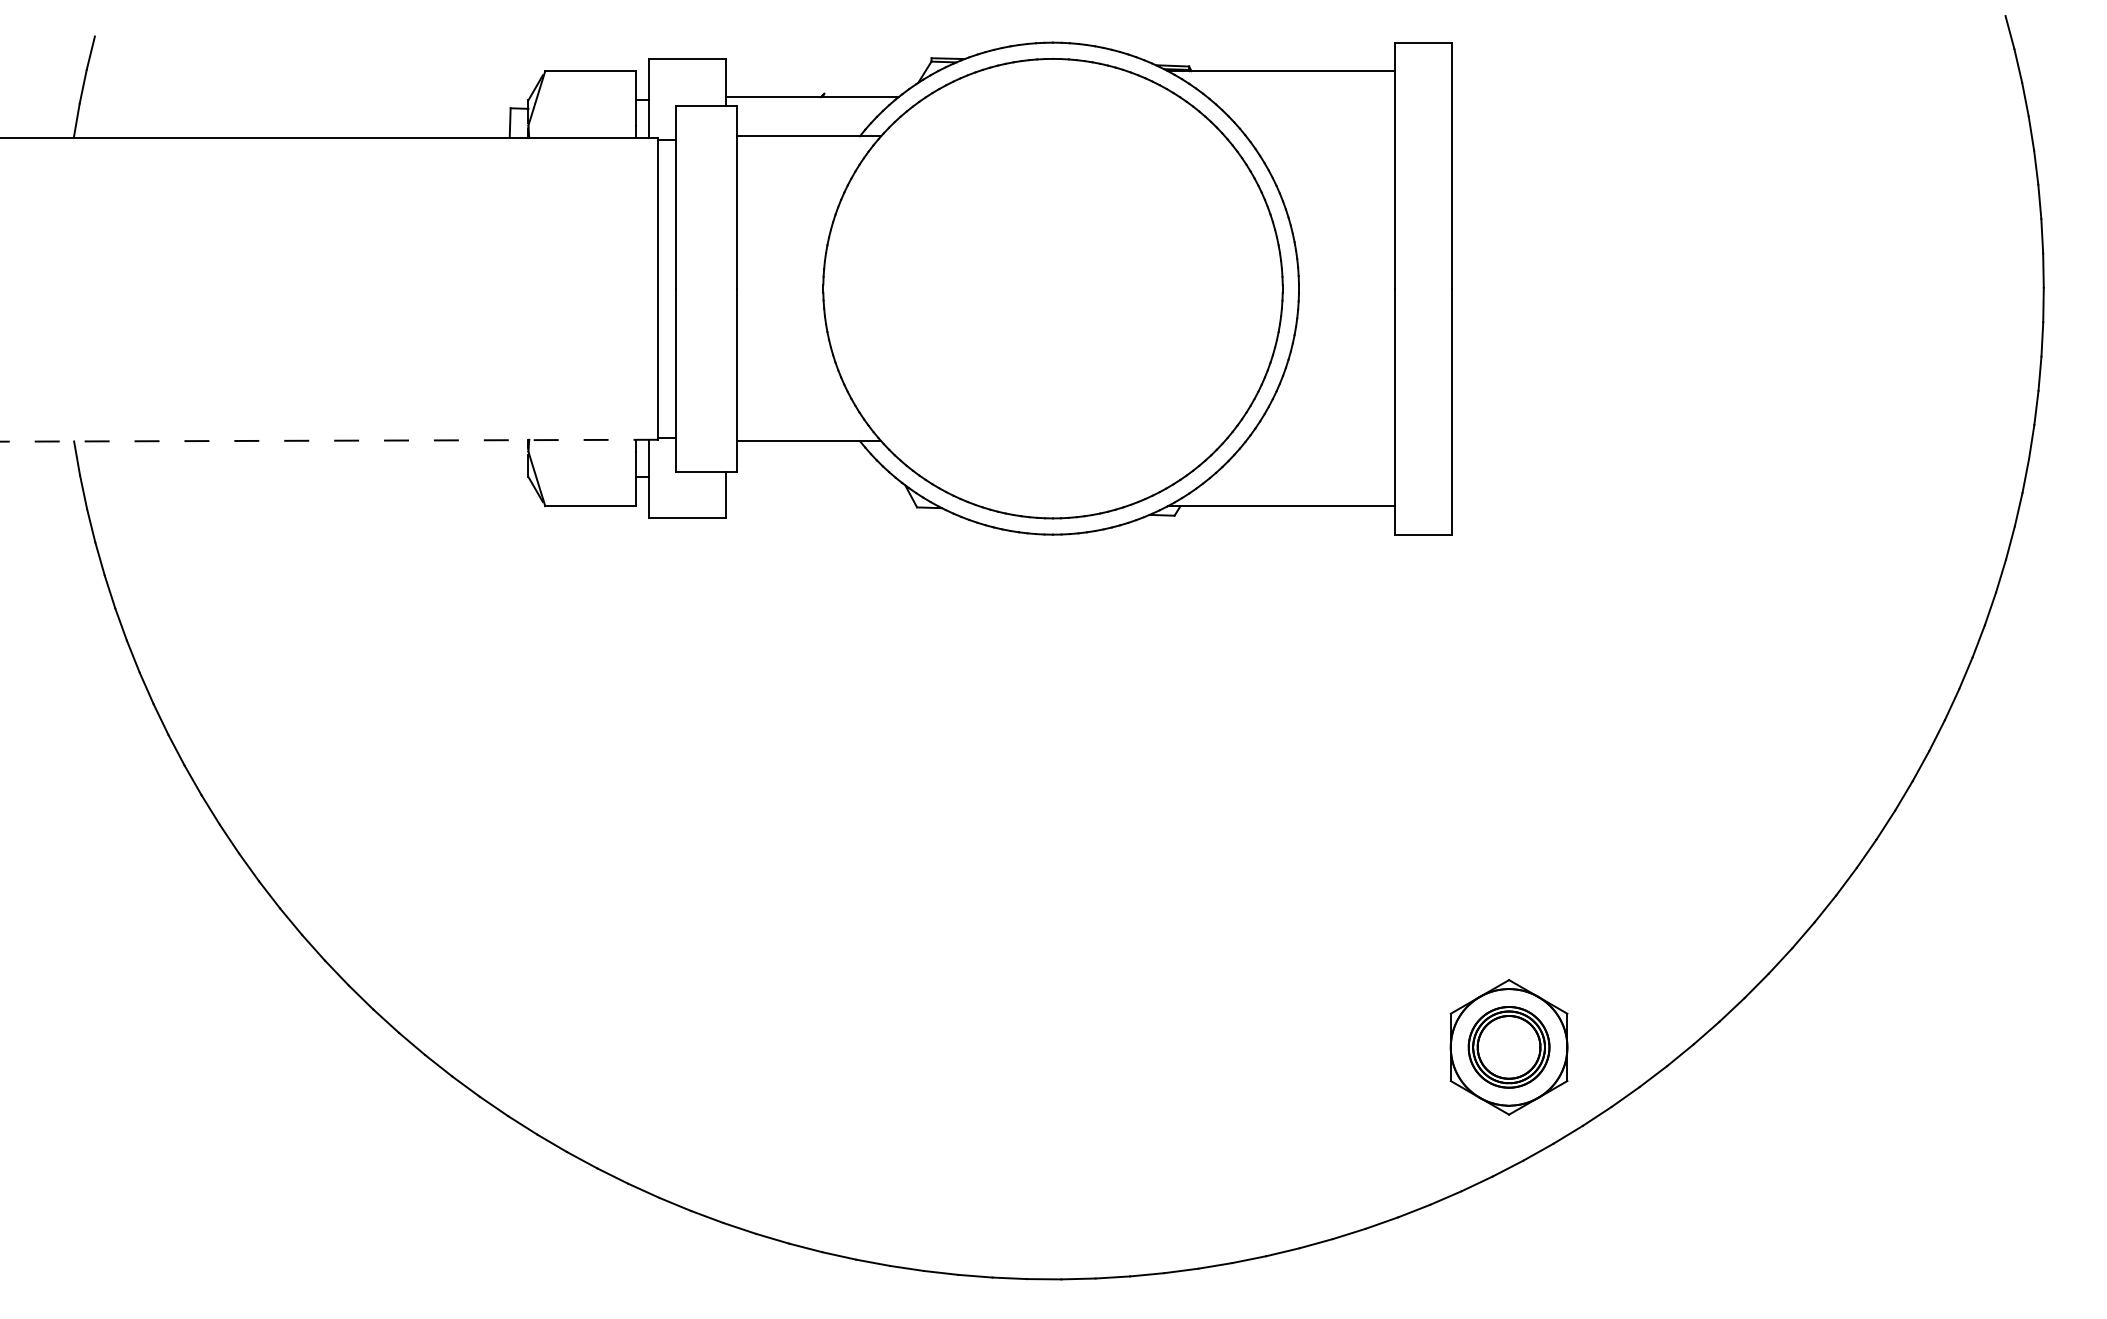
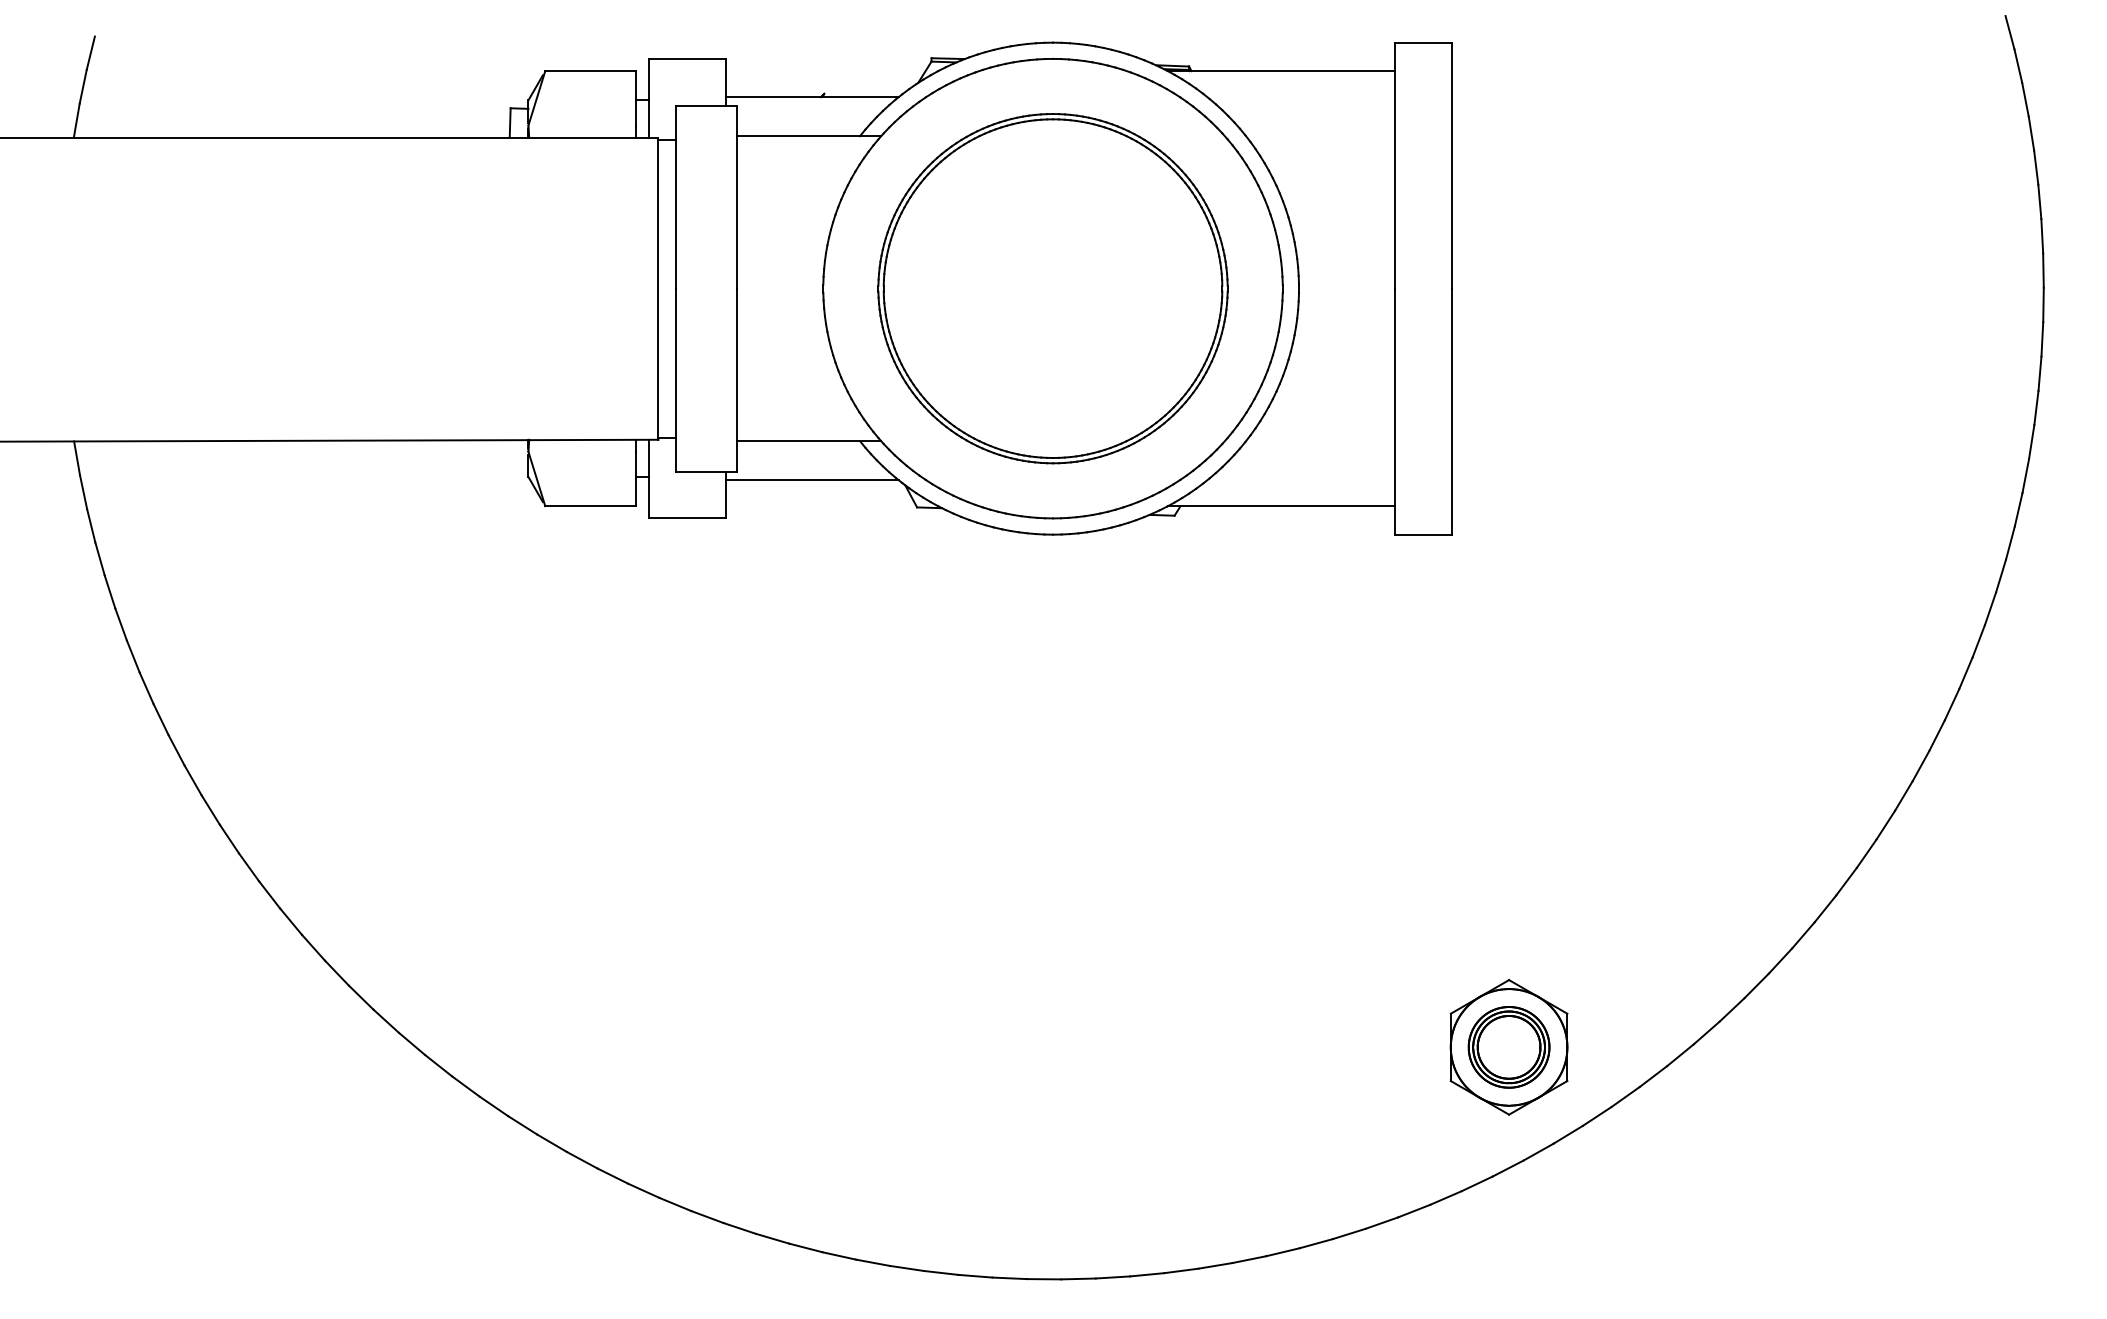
part: none -> present (1052, 288)
line: dashed -> solid (329, 440)
line: none -> present (812, 480)
